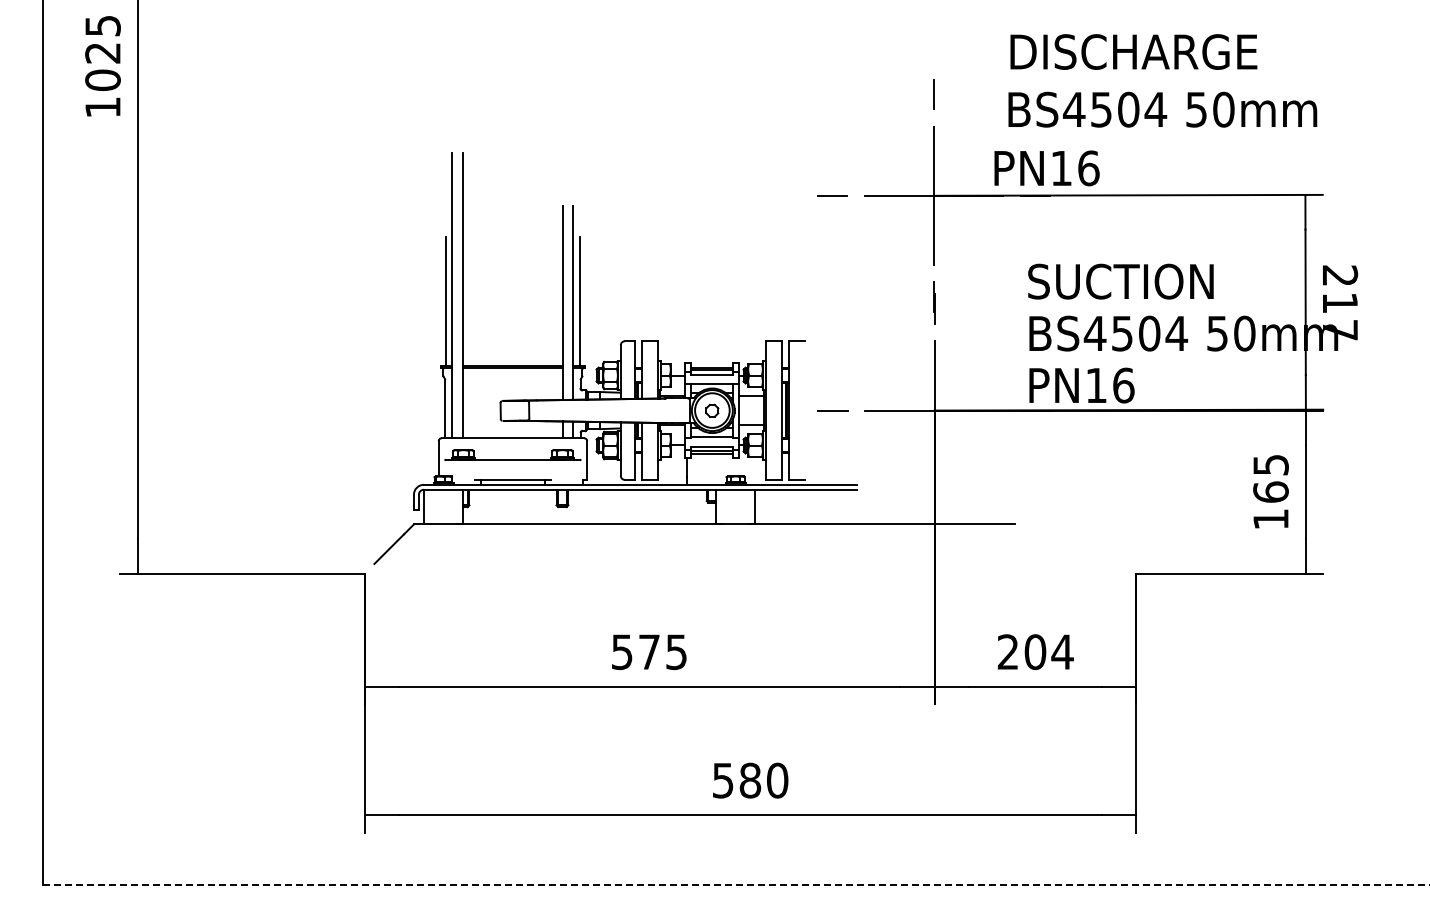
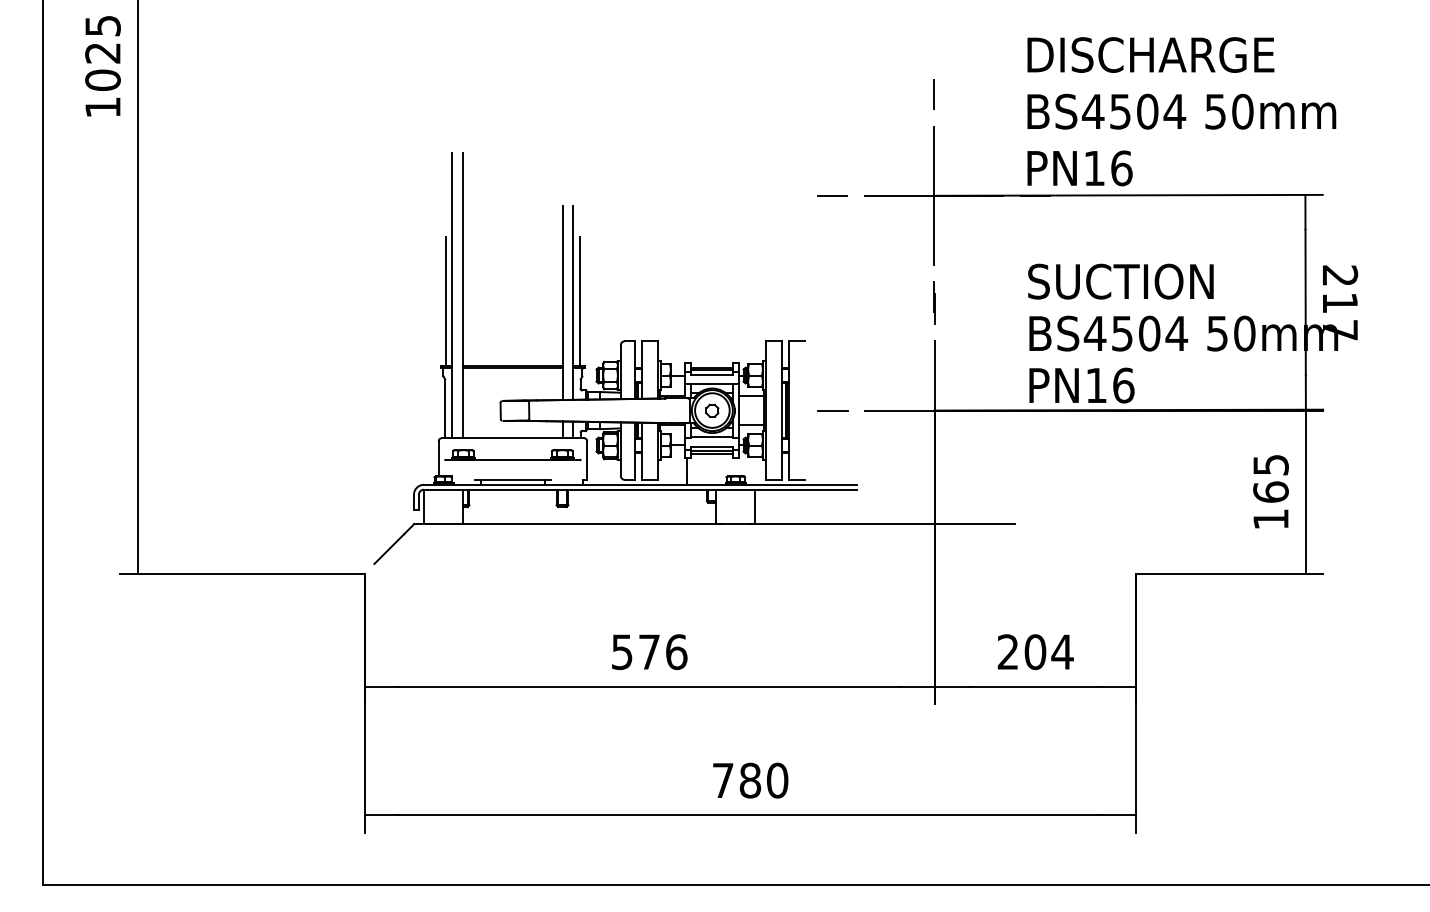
text position: (1133, 51) -> (1150, 54) (1150, 54)
text position: (1162, 109) -> (1181, 111) (1181, 111)
text position: (1046, 168) -> (1079, 168) (1079, 168)
text: 575 -> 576 (676, 652)
text: 580 -> 780 (723, 780)
line: dashed -> solid (736, 884)
